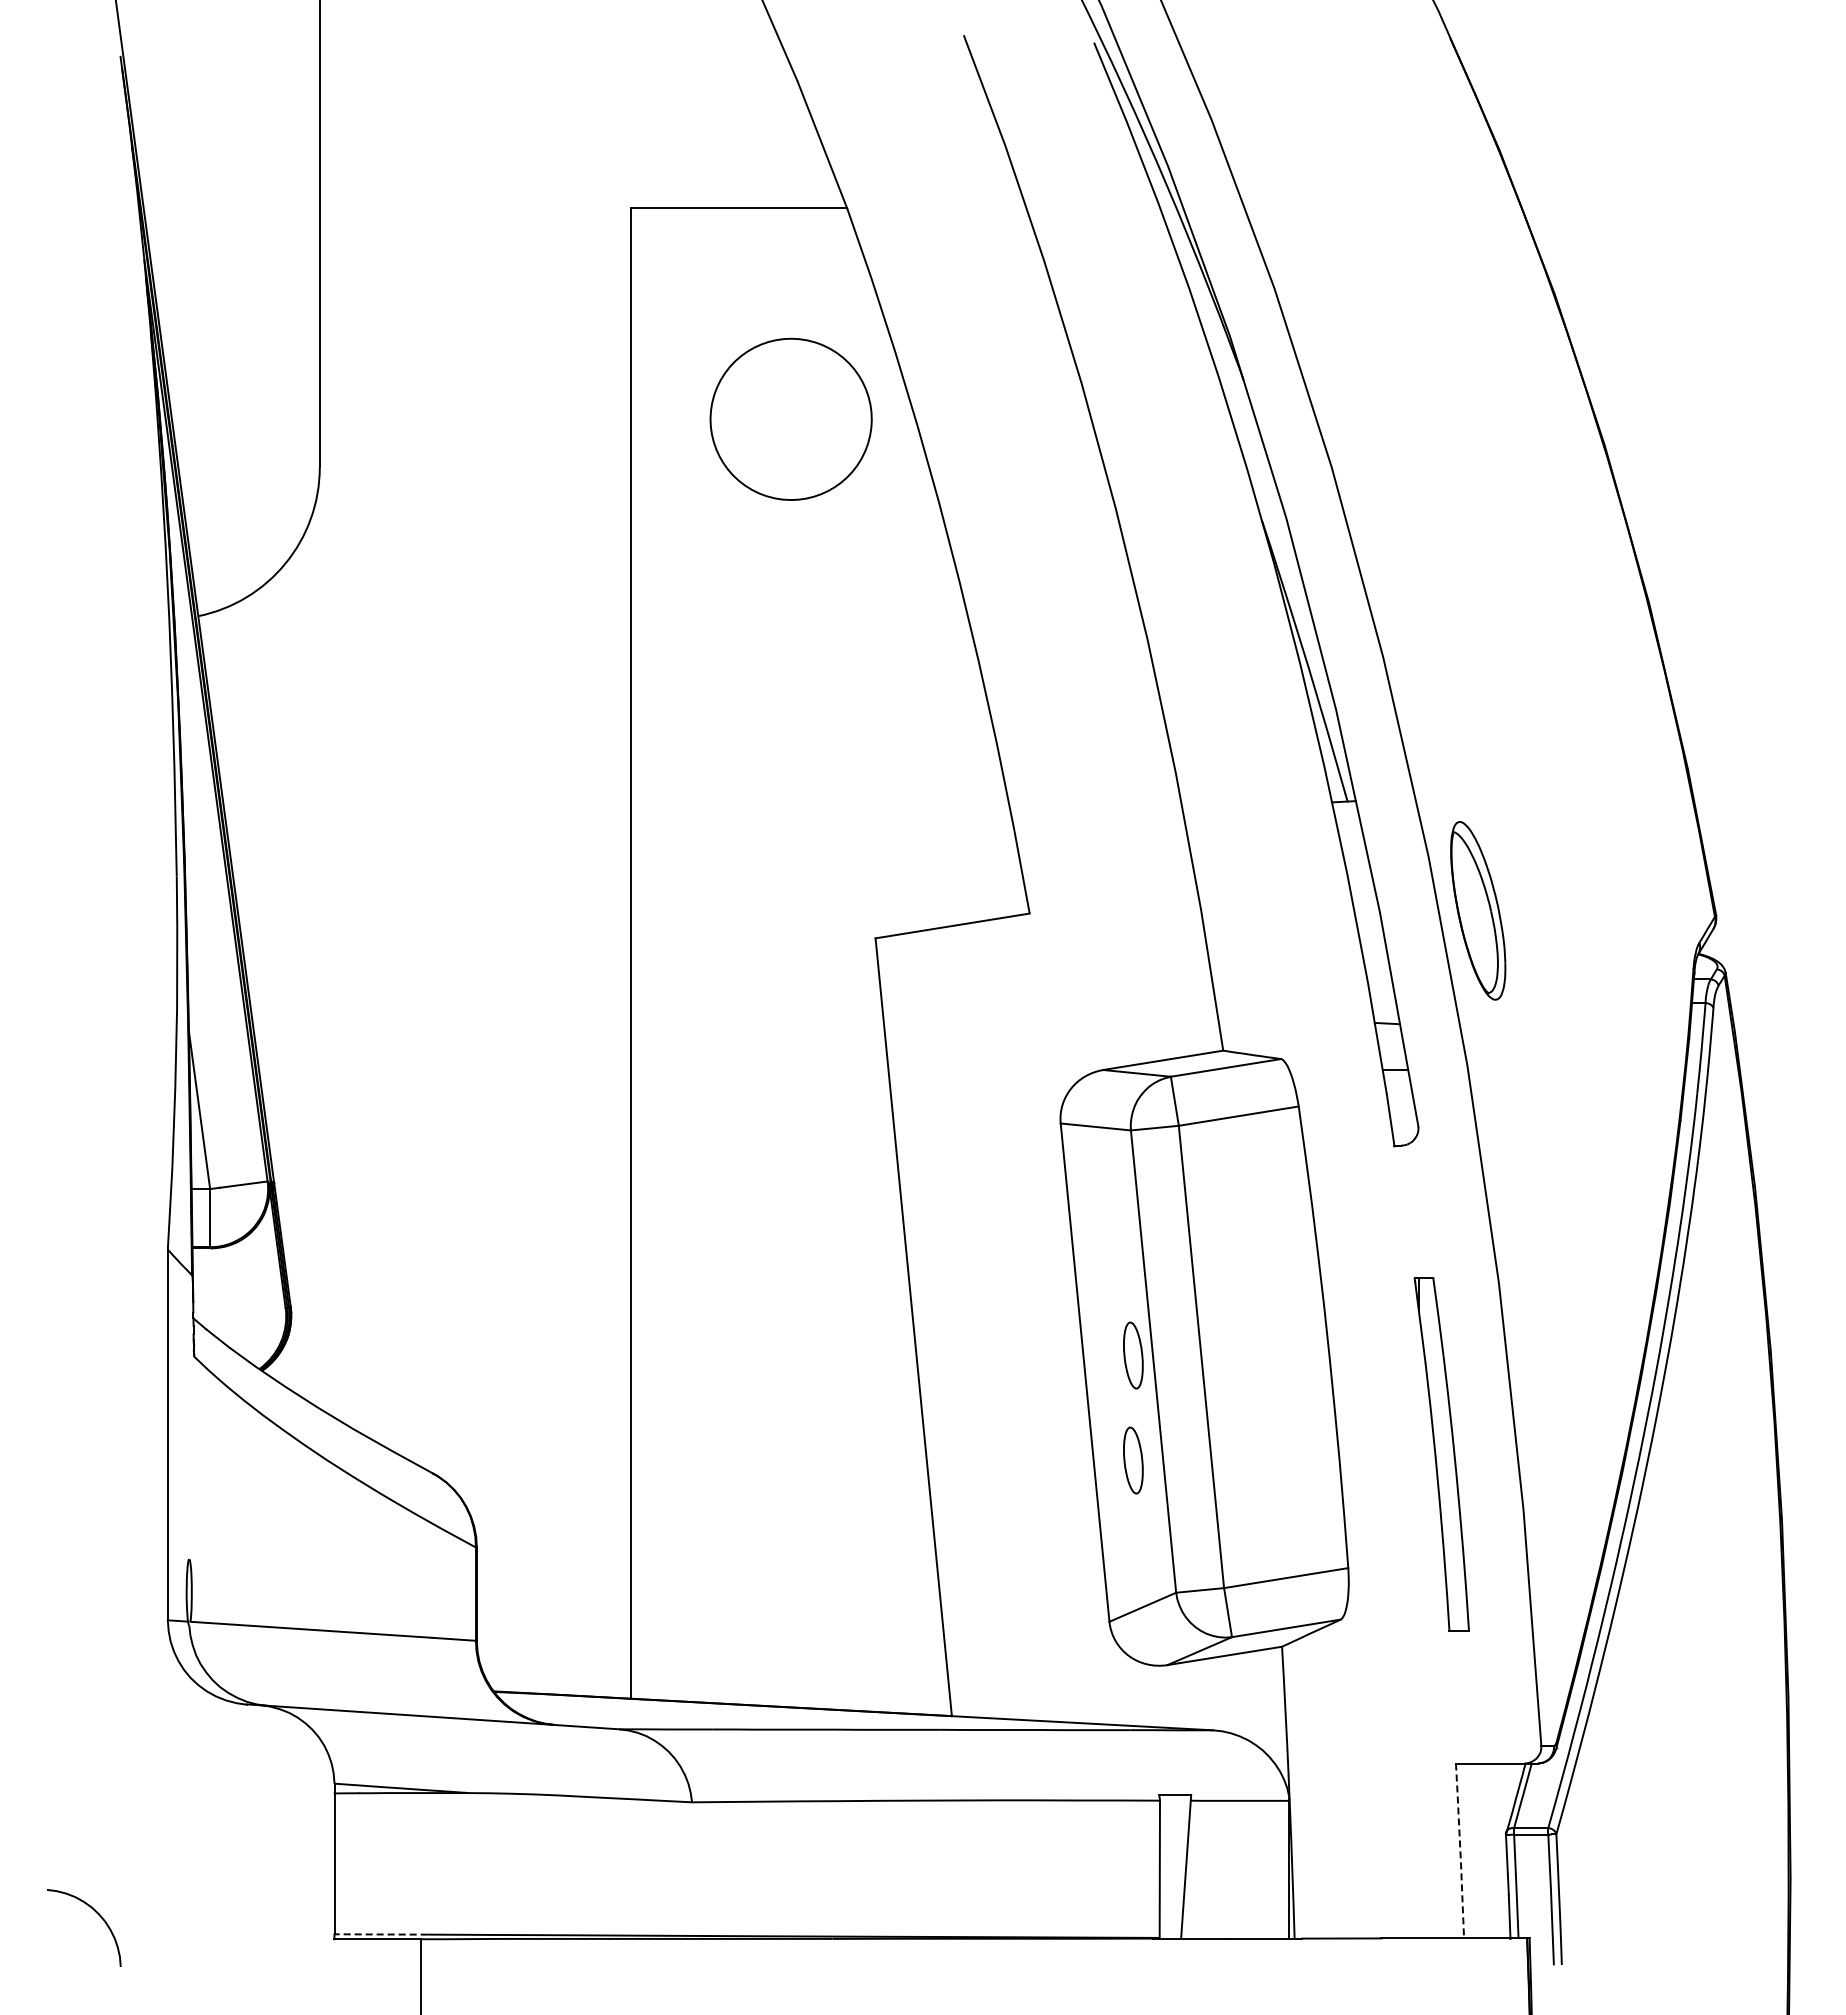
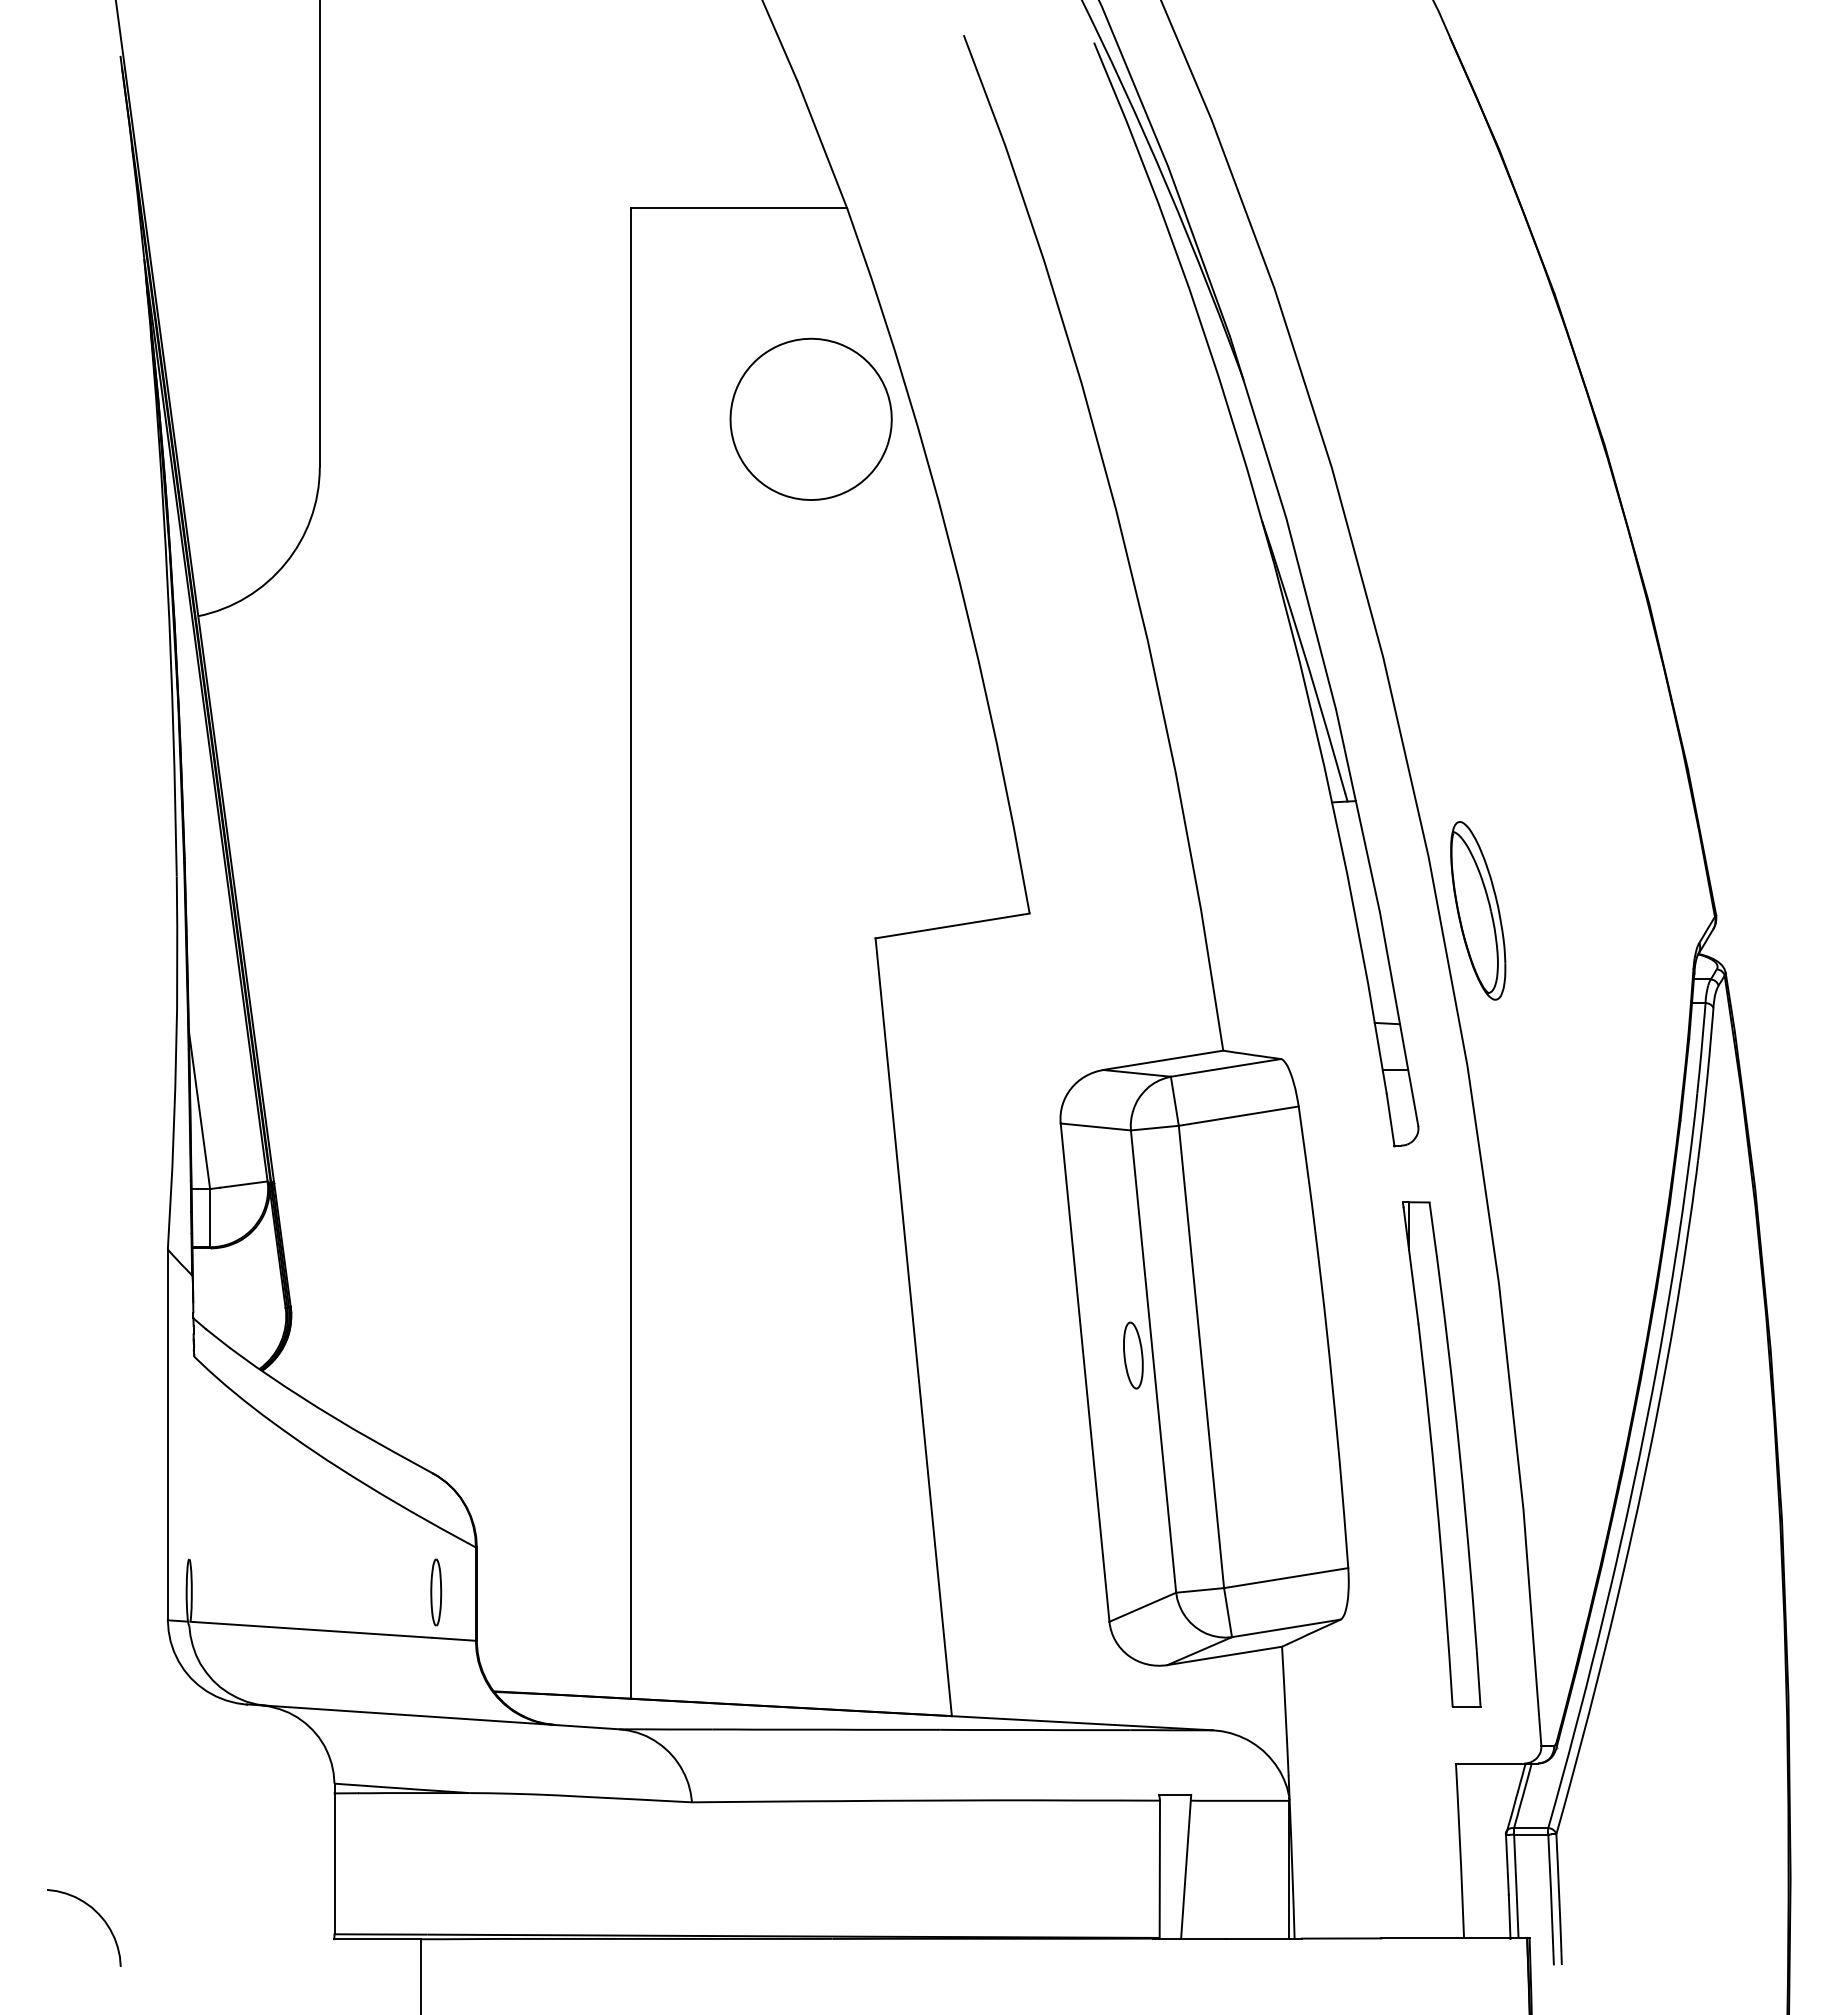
part position: (790, 418) -> (810, 418) (810, 418)
part size: 57x355 px -> 80x507 px (1441, 1454)
part: present -> none (1133, 1460)
part: none -> present (436, 1592)
line: dashed -> solid (1460, 1851)
line: dashed -> solid (379, 1934)
